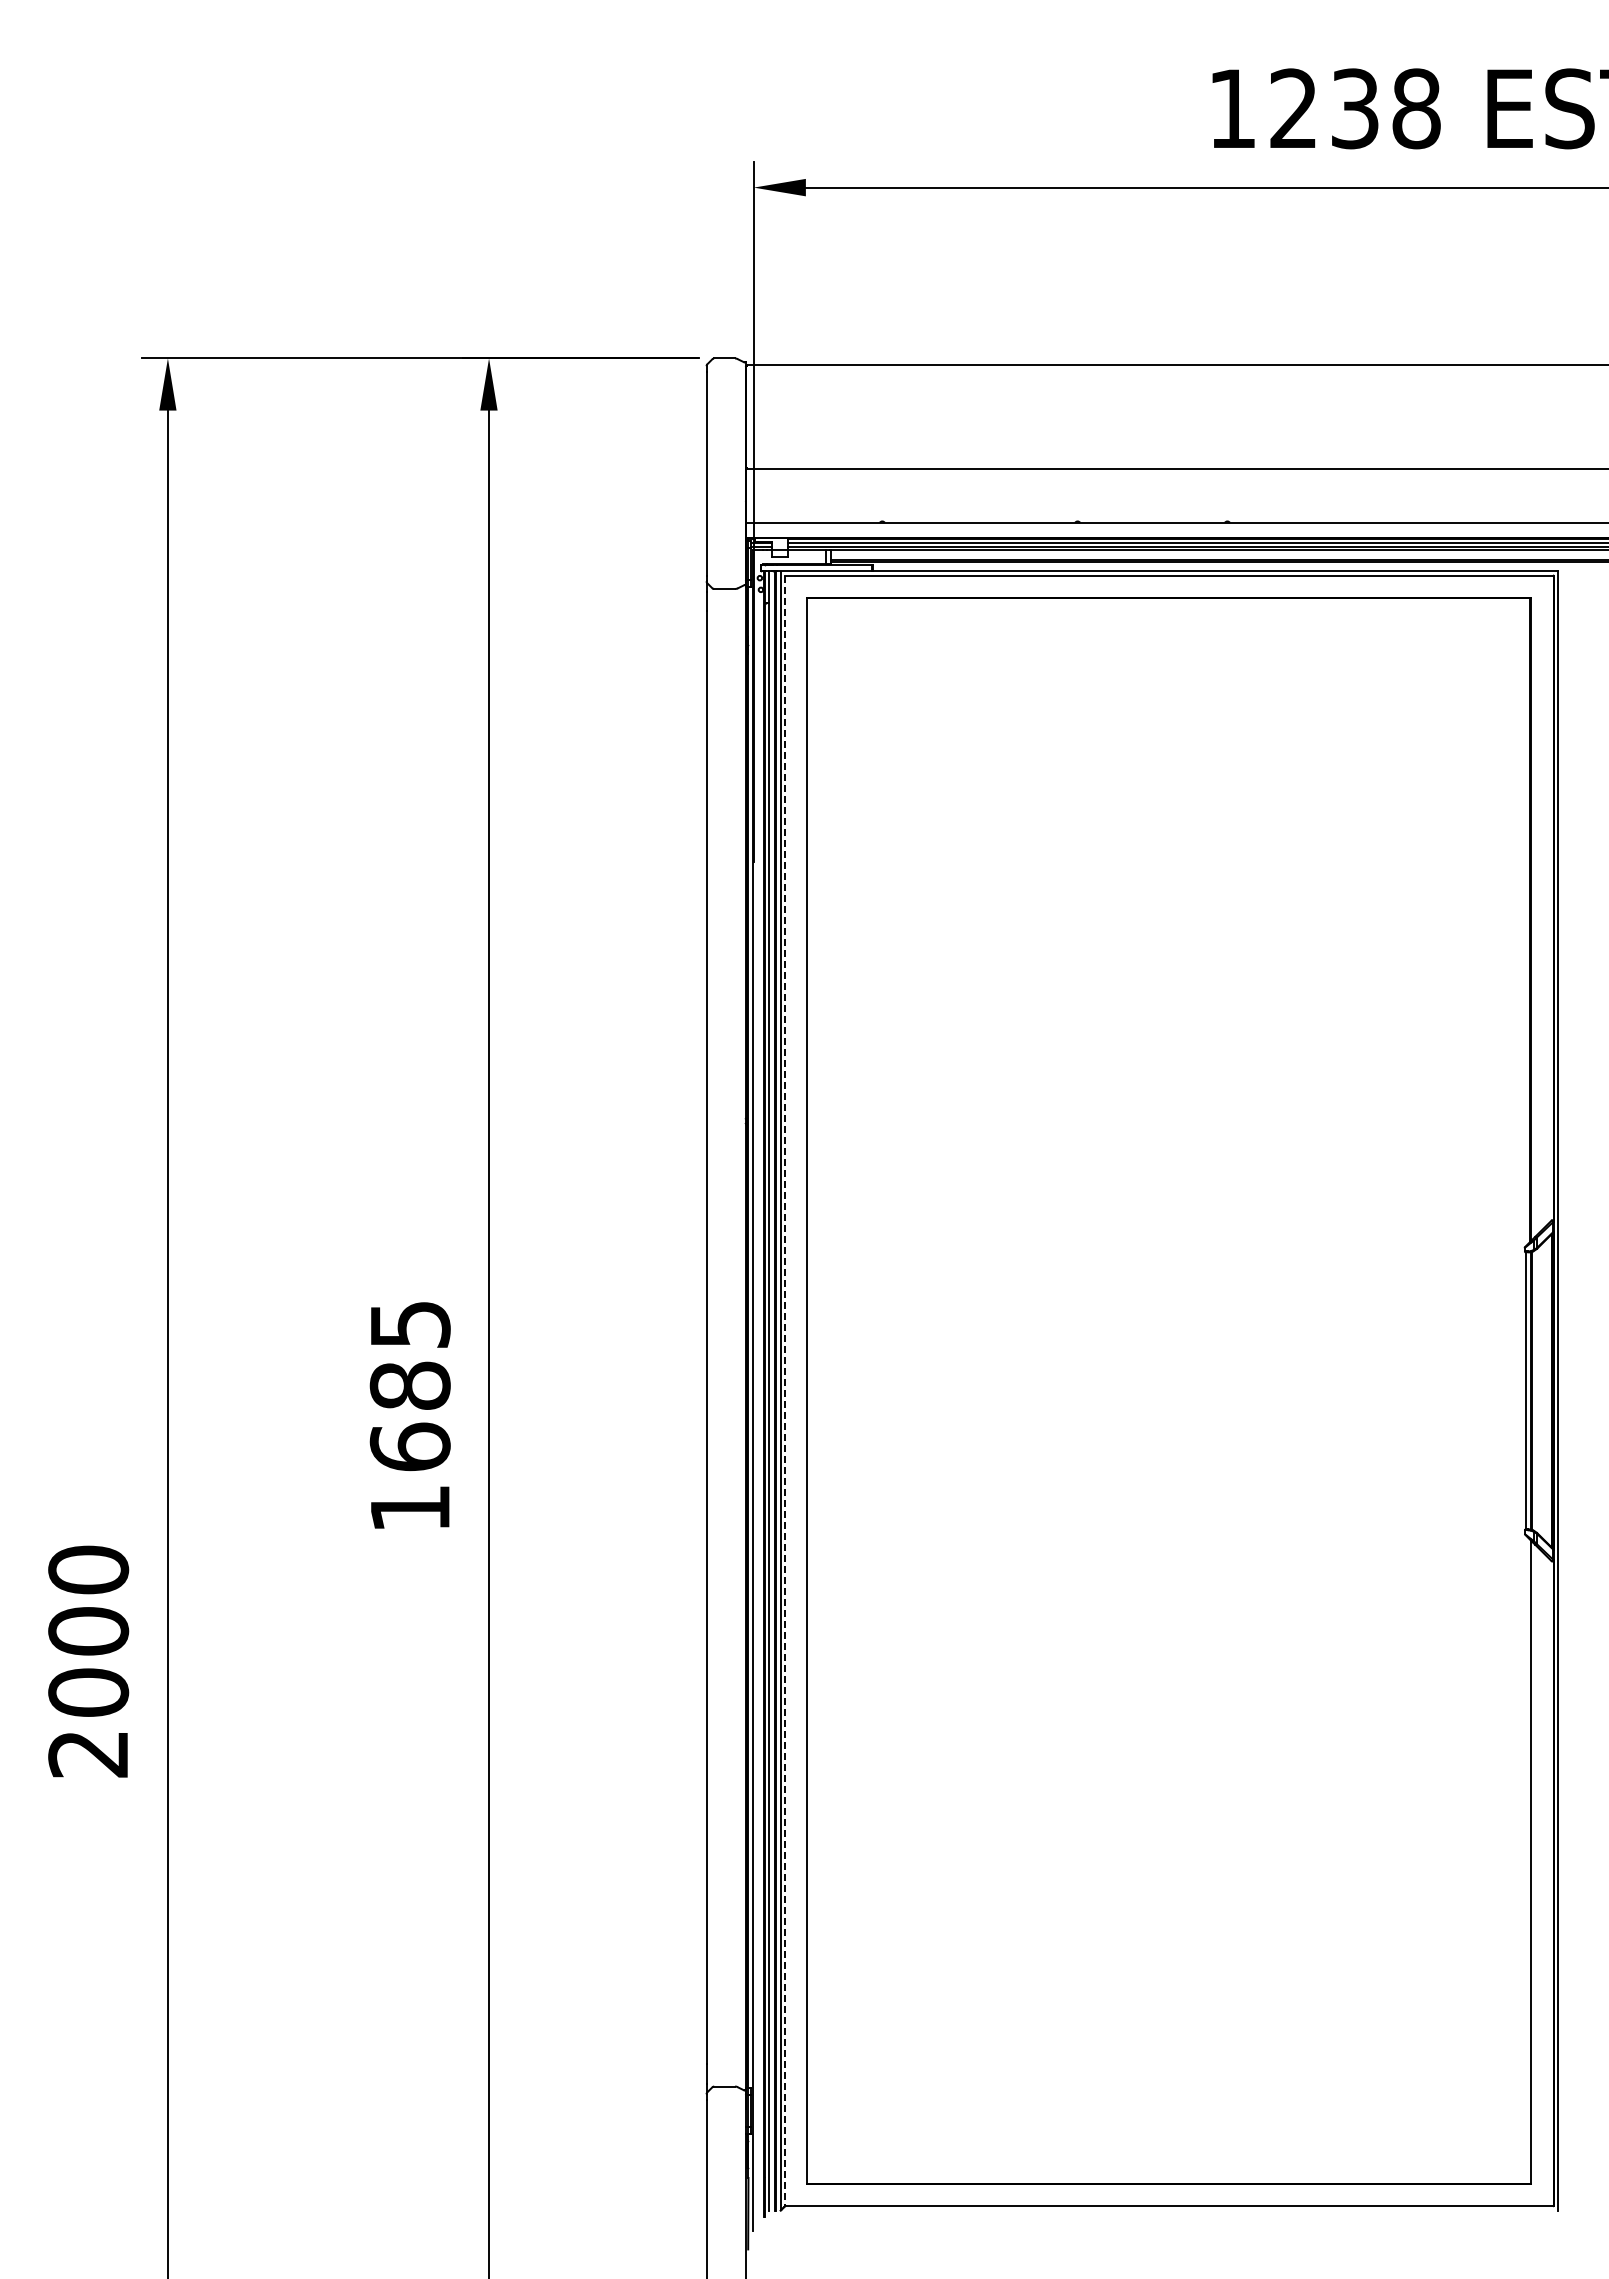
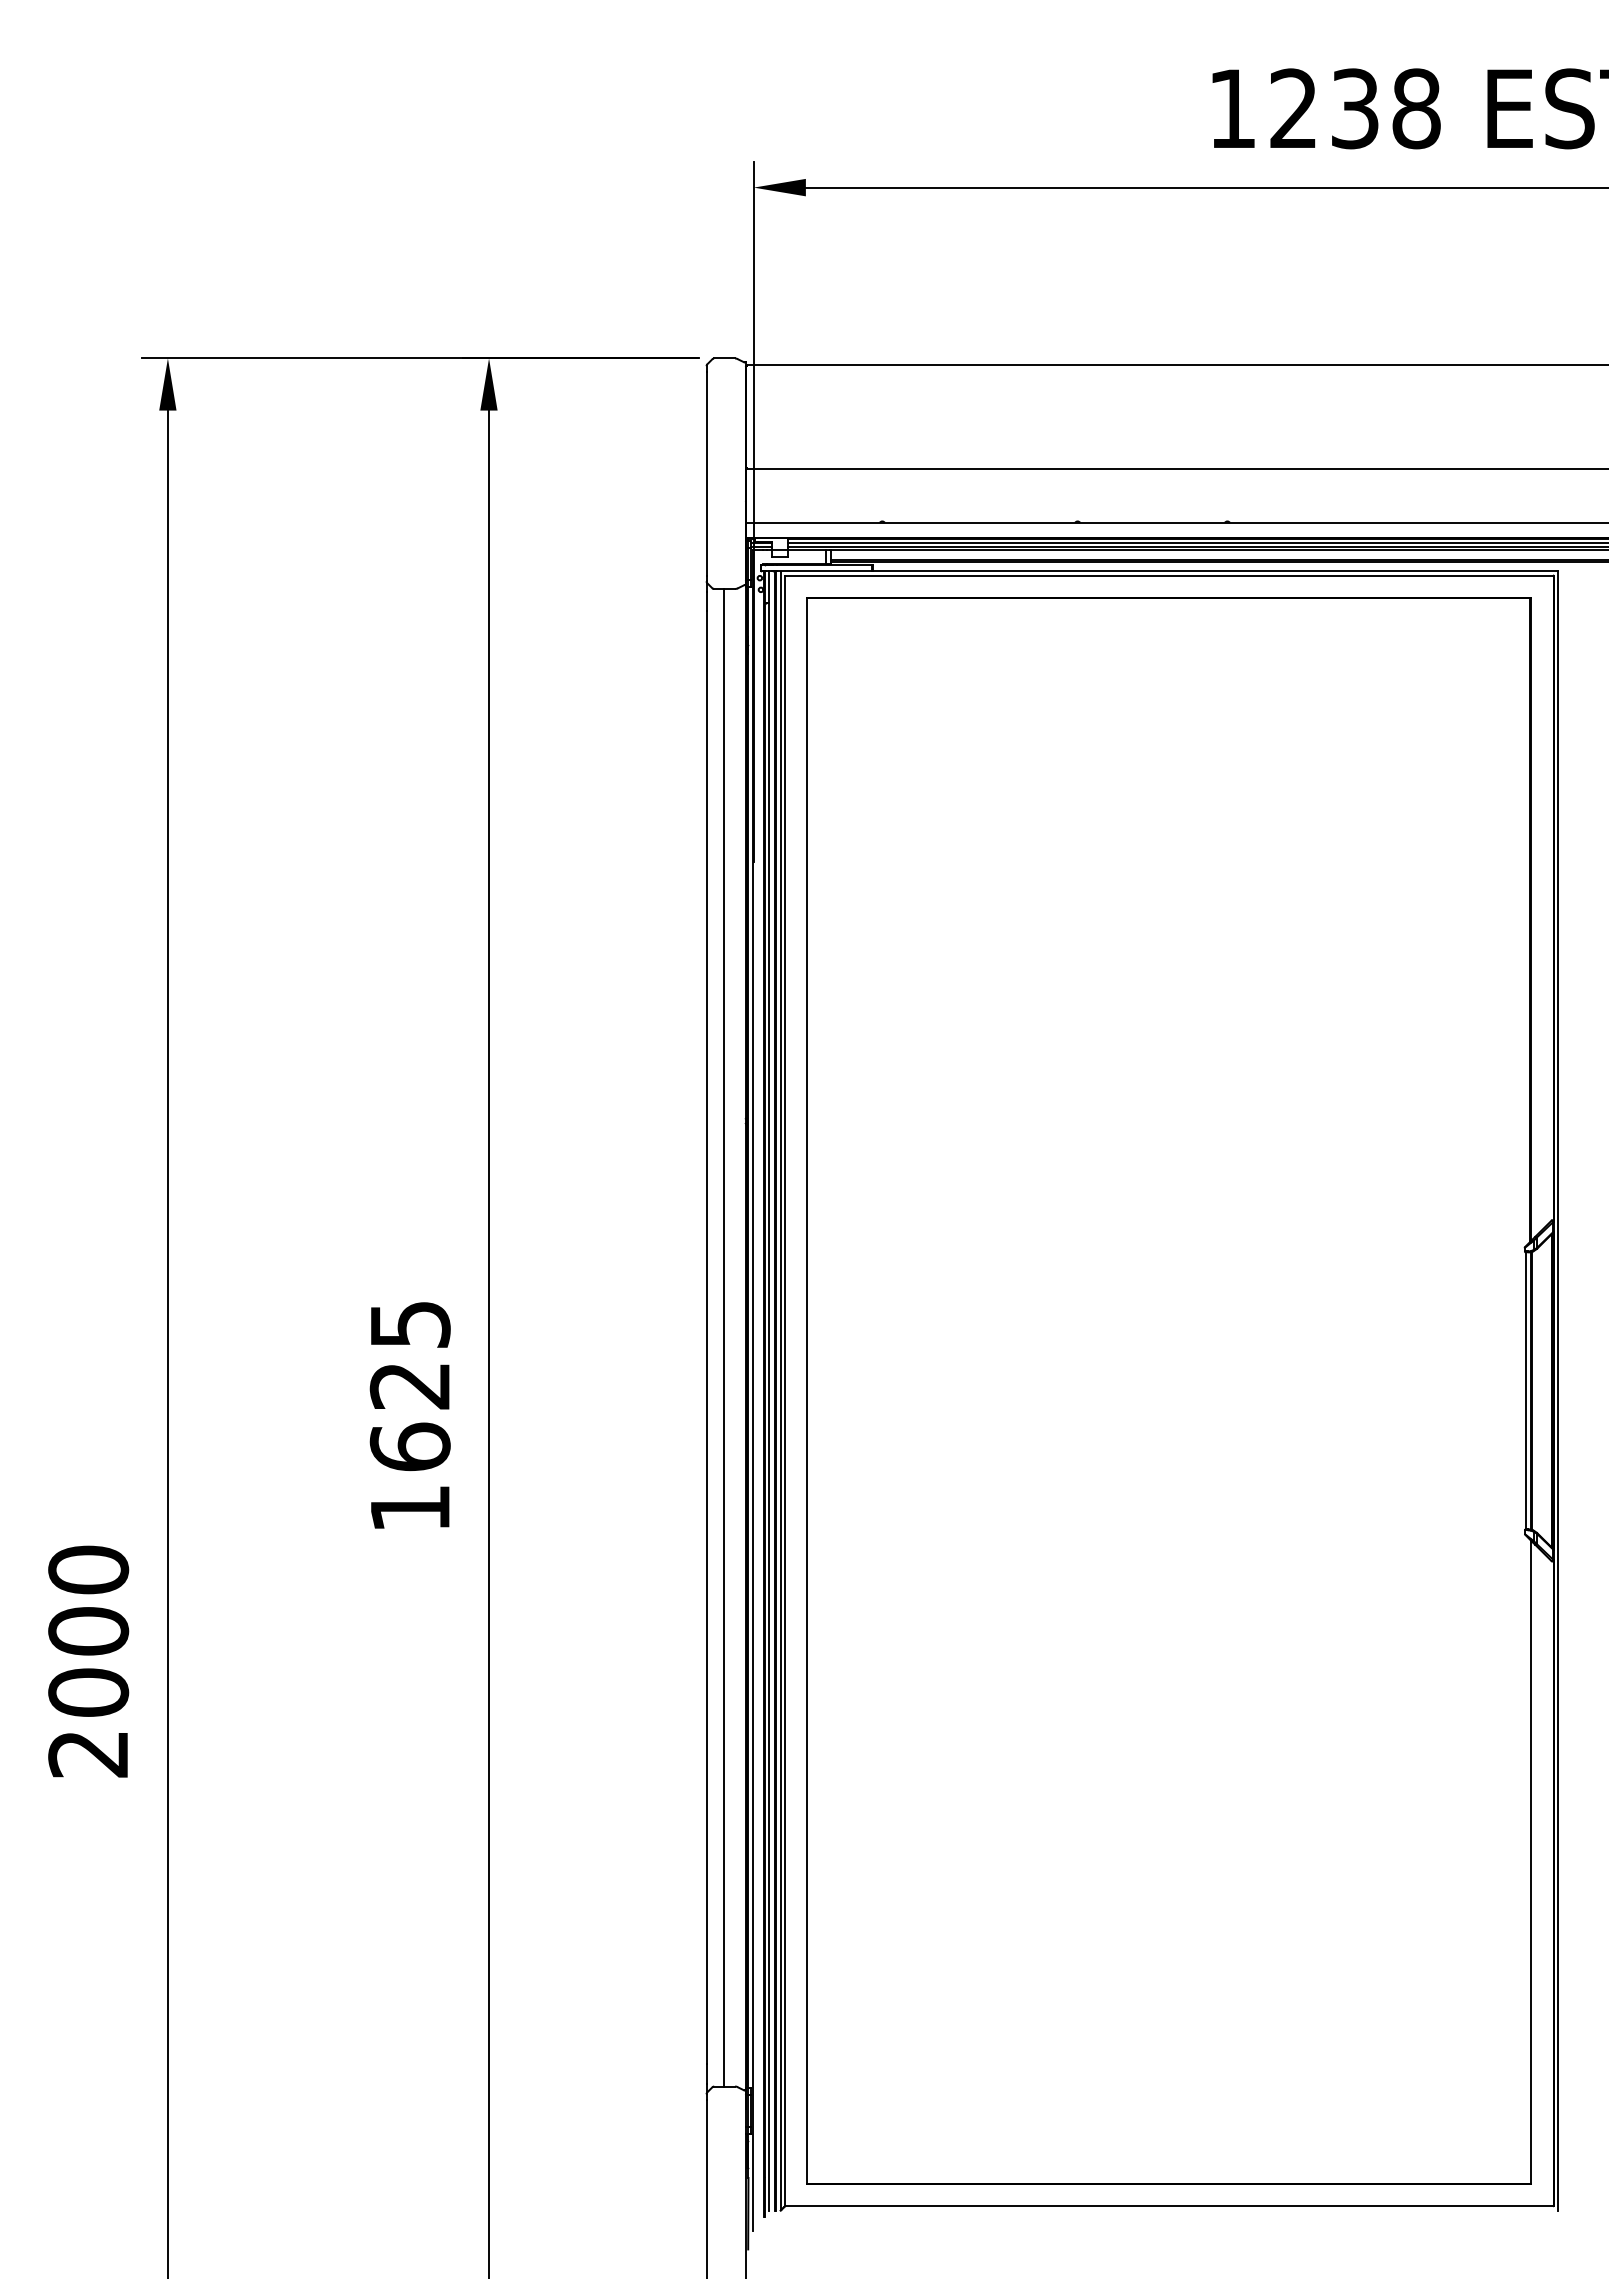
line: none -> present (724, 1337)
text: 1685 -> 1625 (409, 1385)
line: dashed -> solid (785, 1391)
